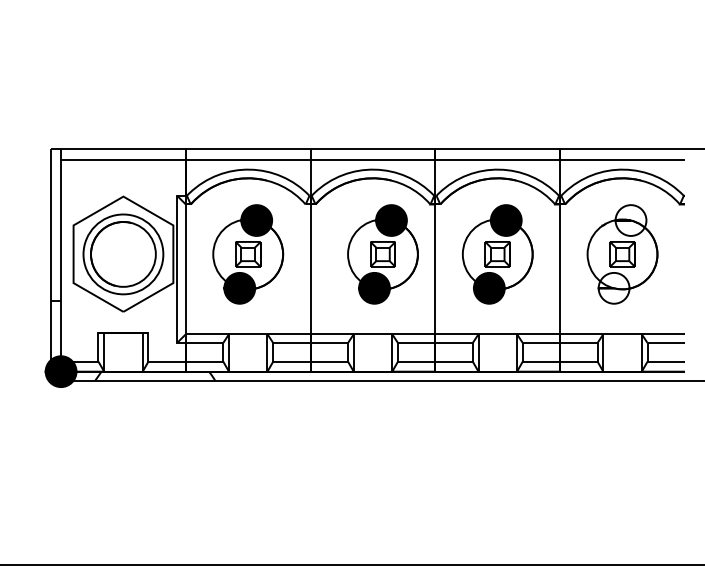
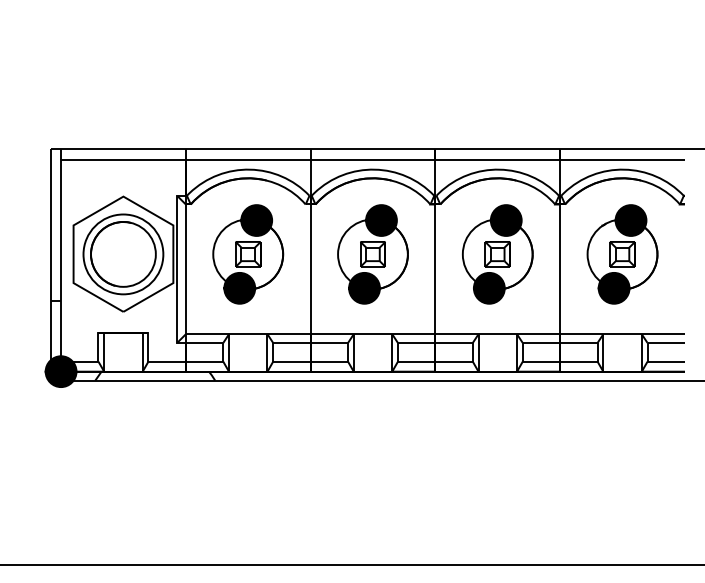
fill: none -> present (630, 220)
part position: (382, 254) -> (372, 254) (372, 254)
fill: none -> present (613, 287)
